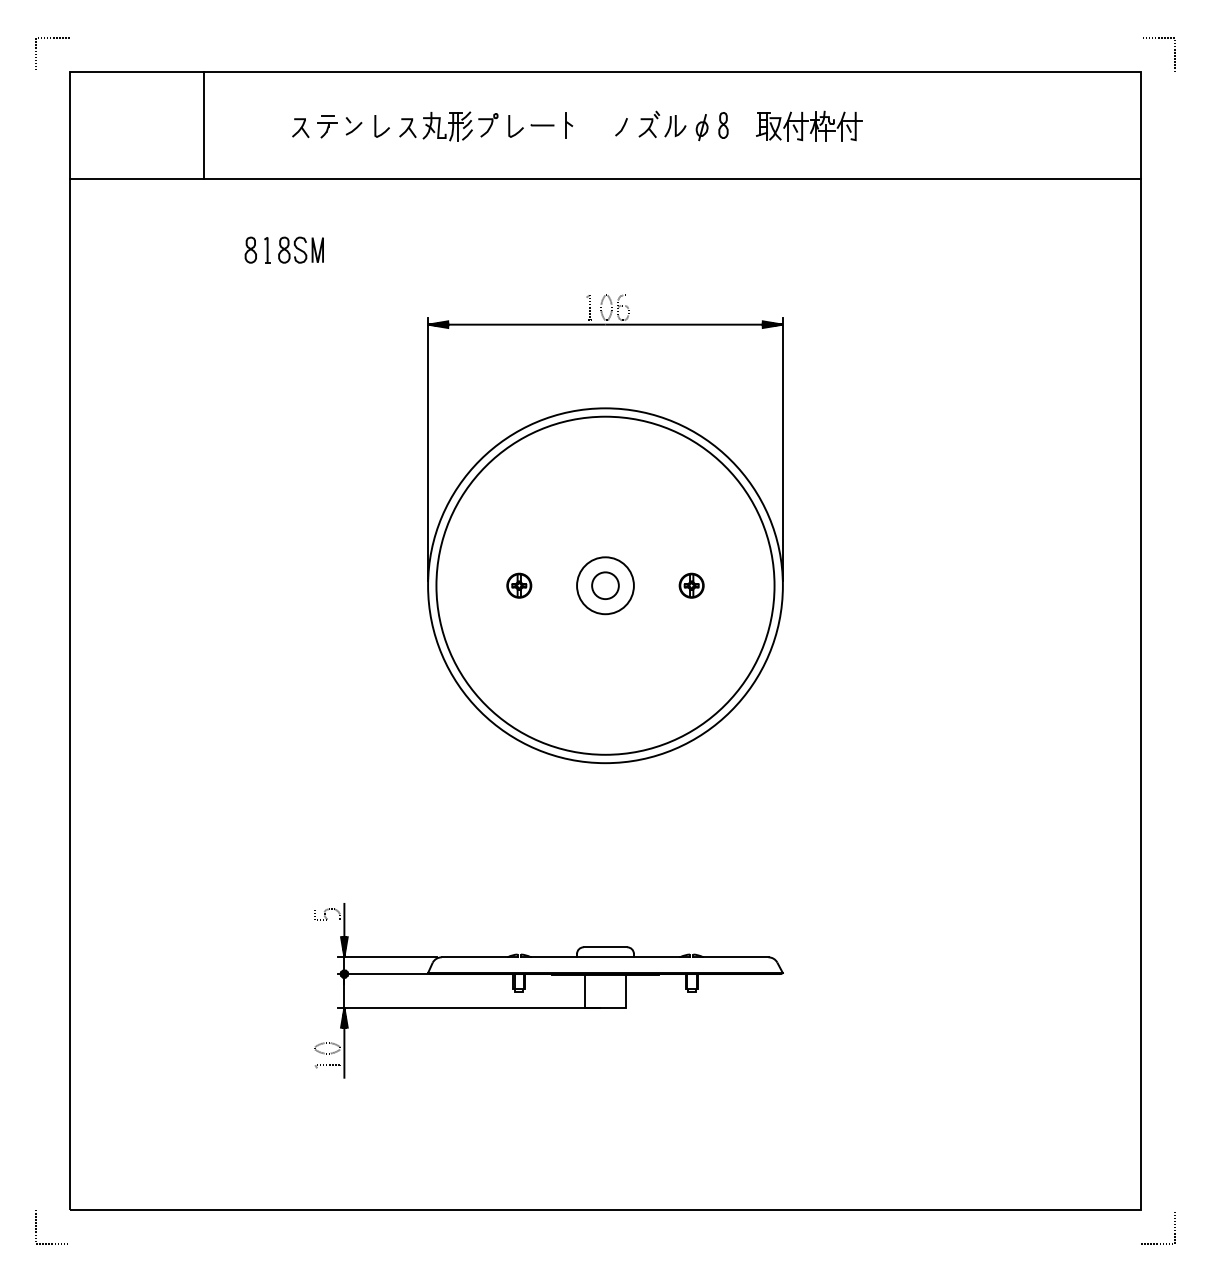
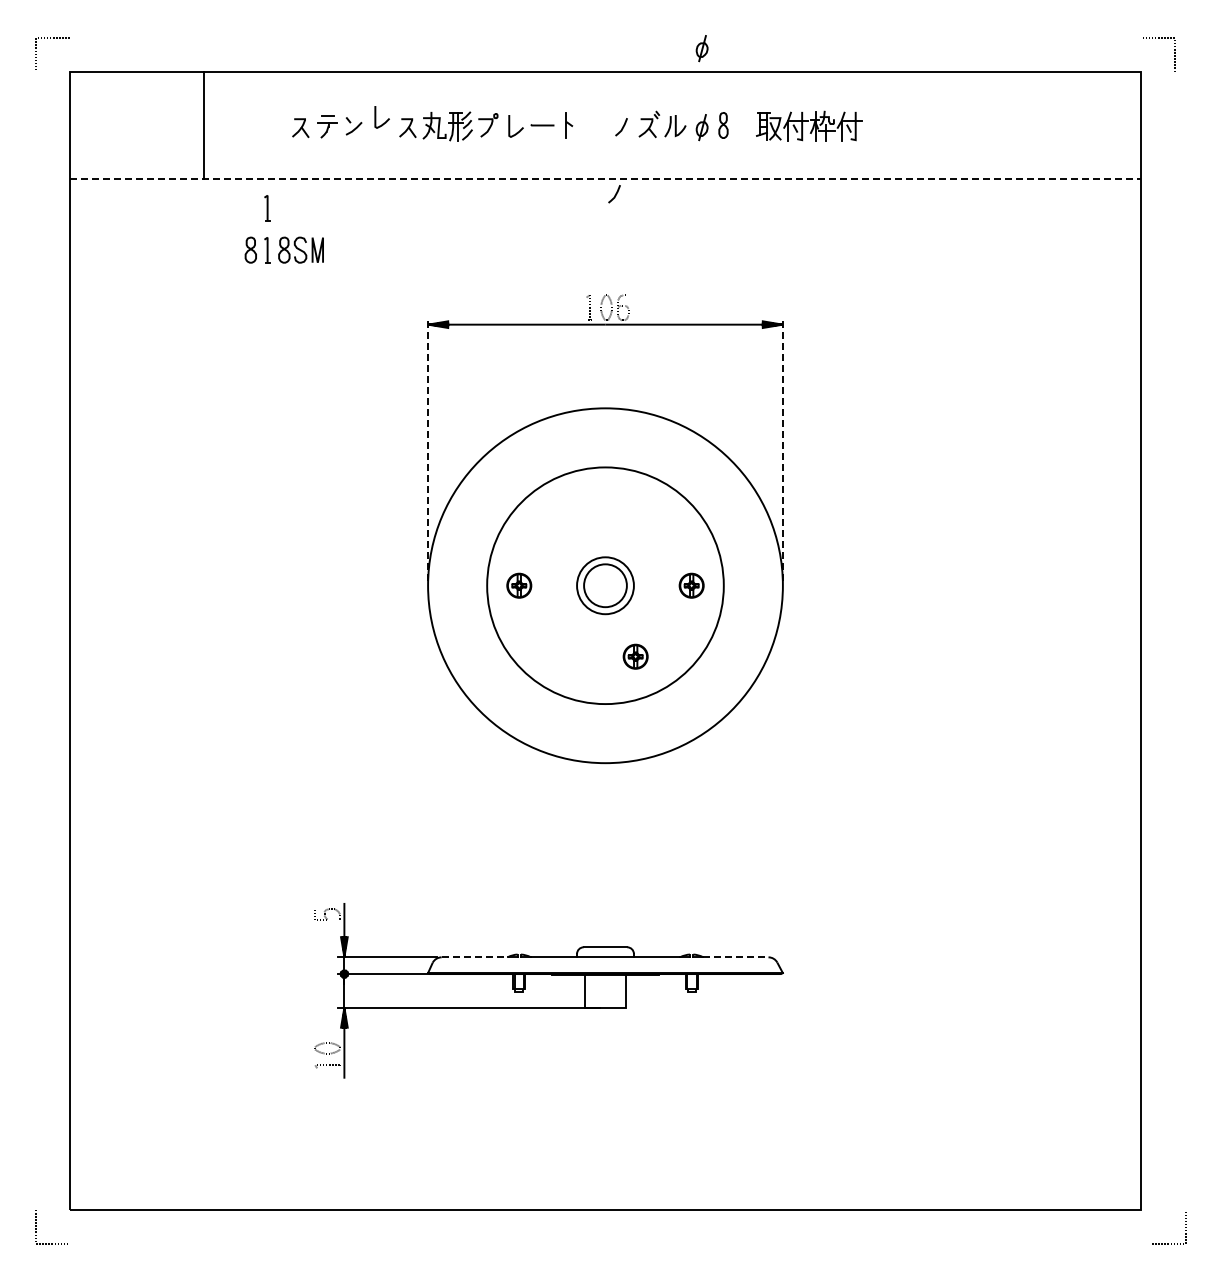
part: none -> present (701, 48)
curve position: (376, 126) -> (376, 117) (376, 117)
line: solid -> dashed (605, 179)
line: none -> present (615, 194)
part: none -> present (267, 208)
line: solid -> dashed (428, 448)
line: solid -> dashed (782, 448)
circle diameter: 27 px -> 43 px (605, 585)
circle diameter: 338 px -> 237 px (605, 585)
part: none -> present (635, 656)
line: solid -> dashed (475, 957)
line: solid -> dashed (735, 957)
line position: (1157, 1243) -> (1168, 1243) (1168, 1243)
